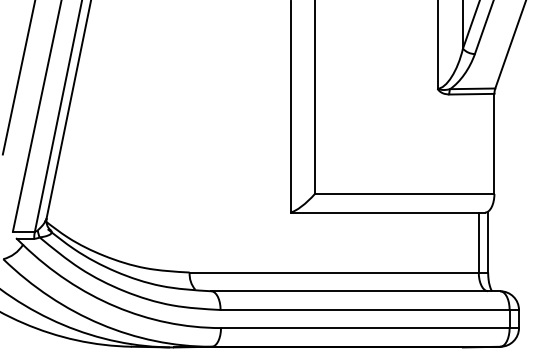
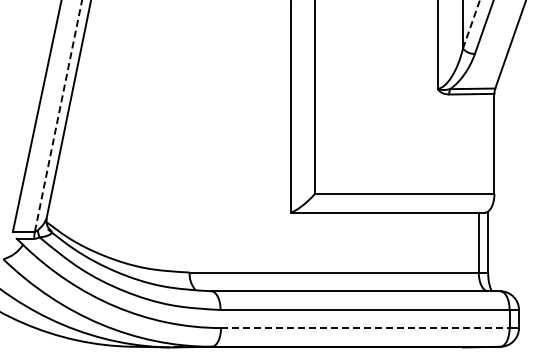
line: solid -> dashed (471, 24)
line: present -> none (18, 78)
line: solid -> dashed (58, 116)
line: solid -> dashed (365, 328)
